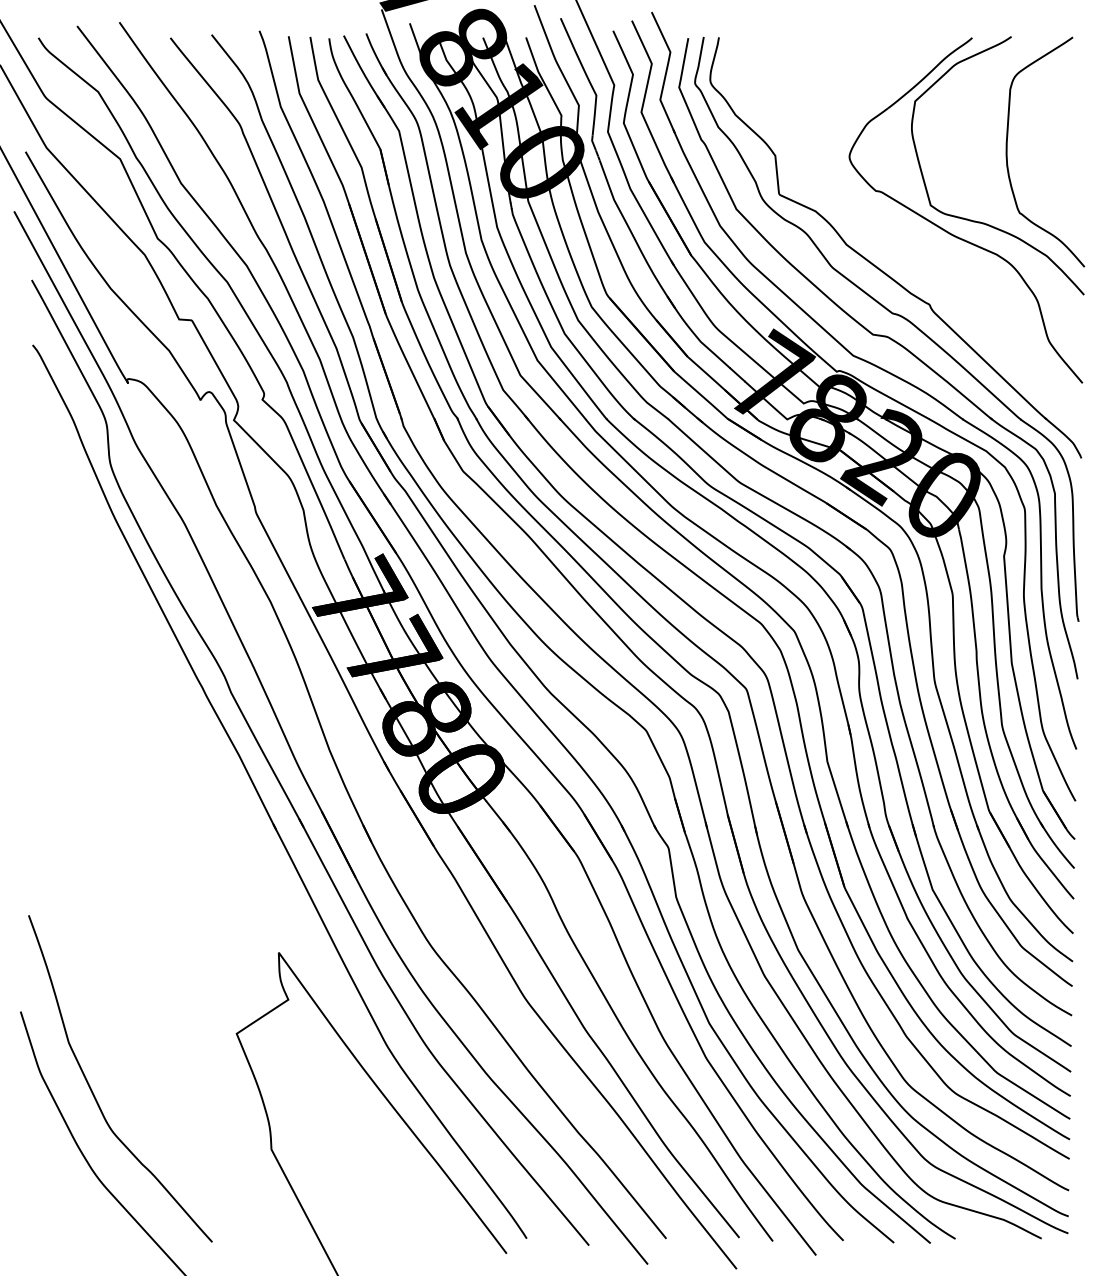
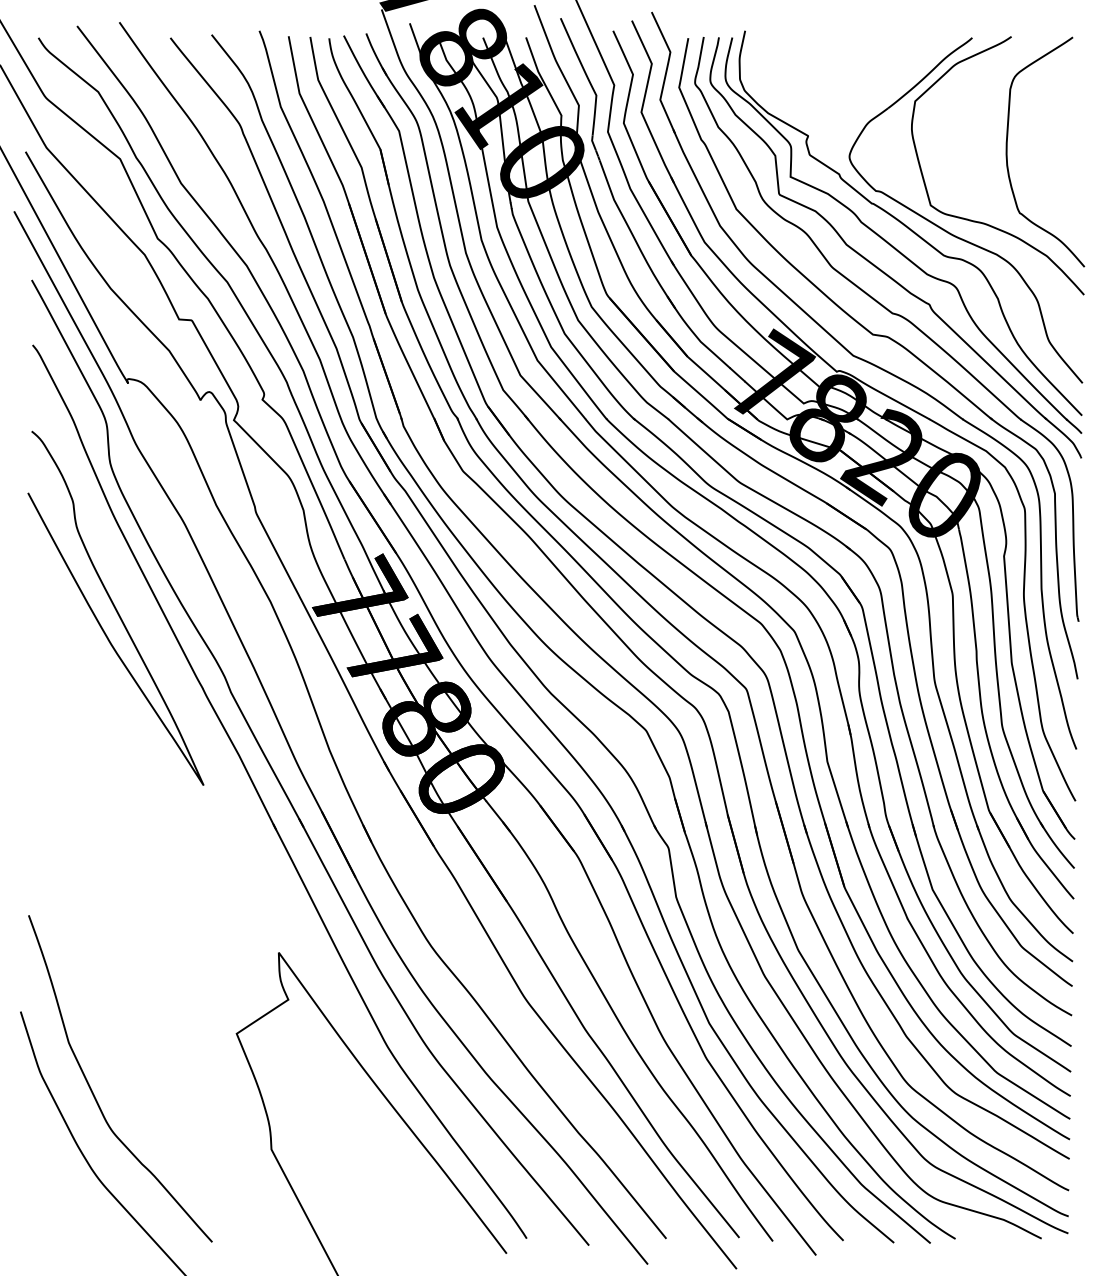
part: none -> present (903, 231)
curve: none -> present (115, 607)
